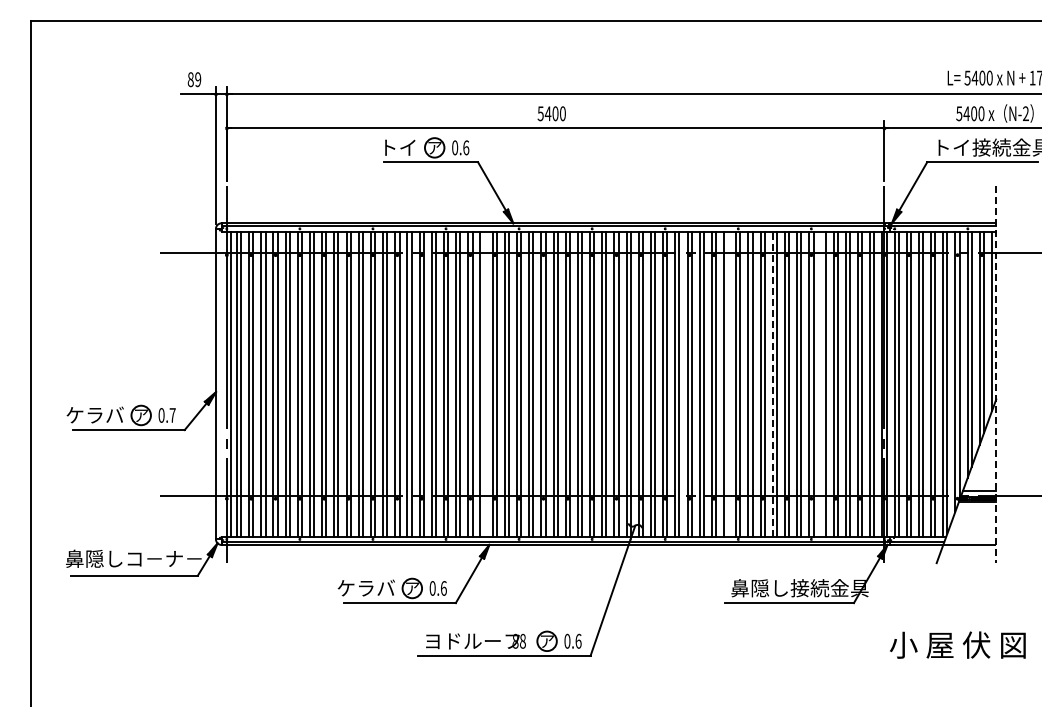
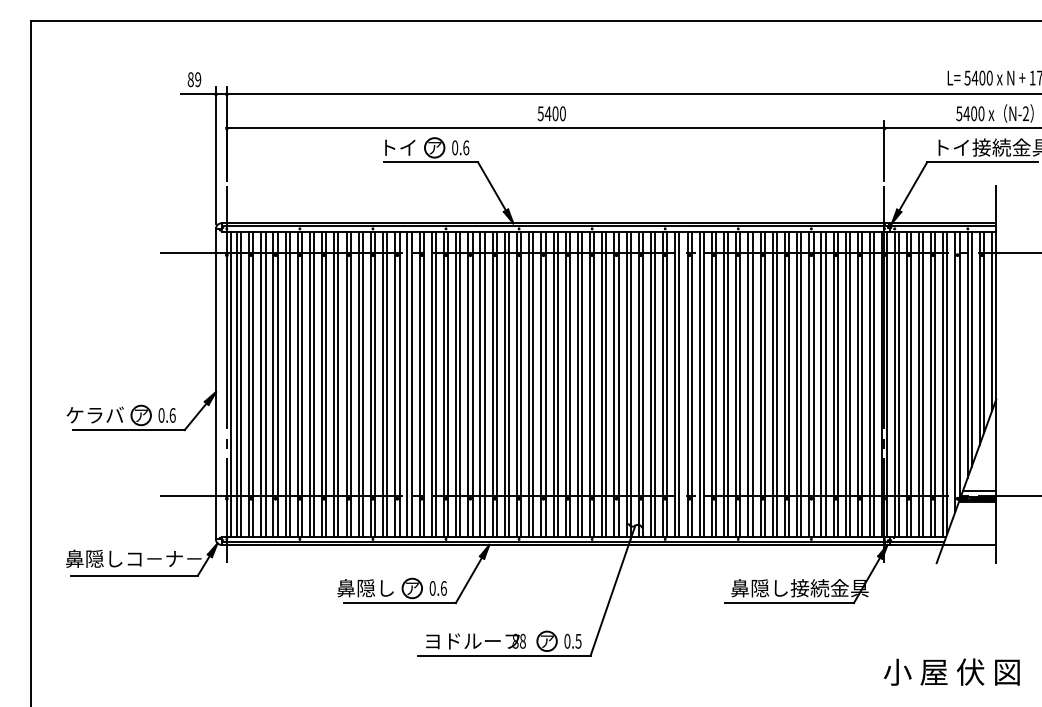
line: dashed -> solid (996, 374)
line: none -> present (484, 383)
line: none -> present (728, 383)
line: none -> present (821, 383)
line: dashed -> solid (772, 384)
text: 0.7 -> 0.6 (172, 415)
text: ケラバ -> 鼻隠し (365, 588)
text: 0.6 -> 0.5 (578, 640)
text position: (957, 644) -> (951, 671) (951, 671)
